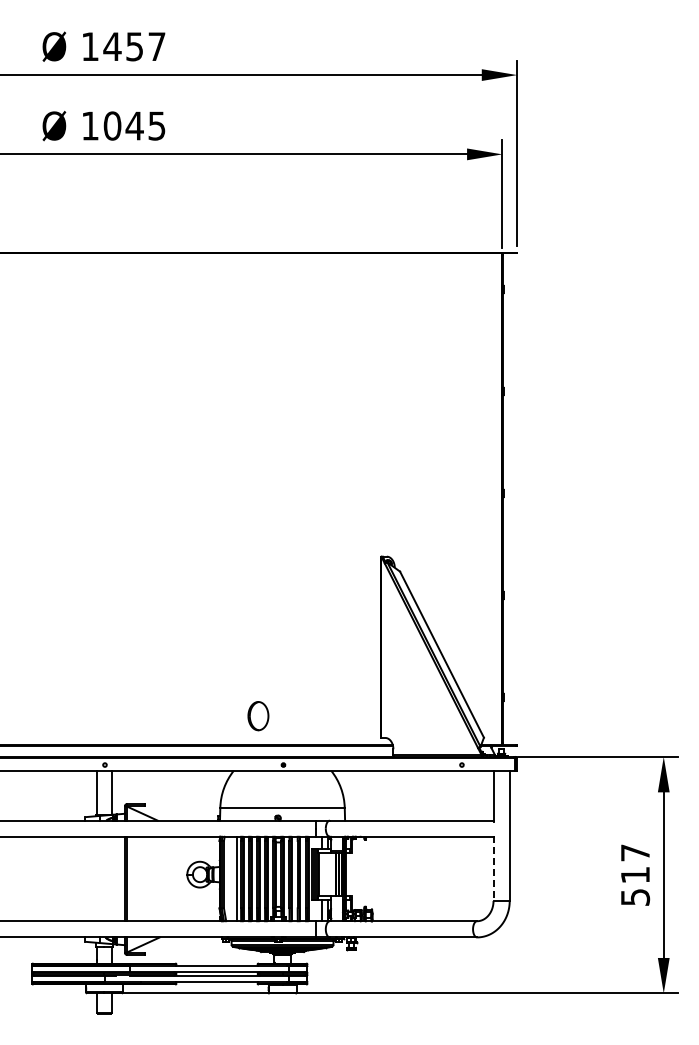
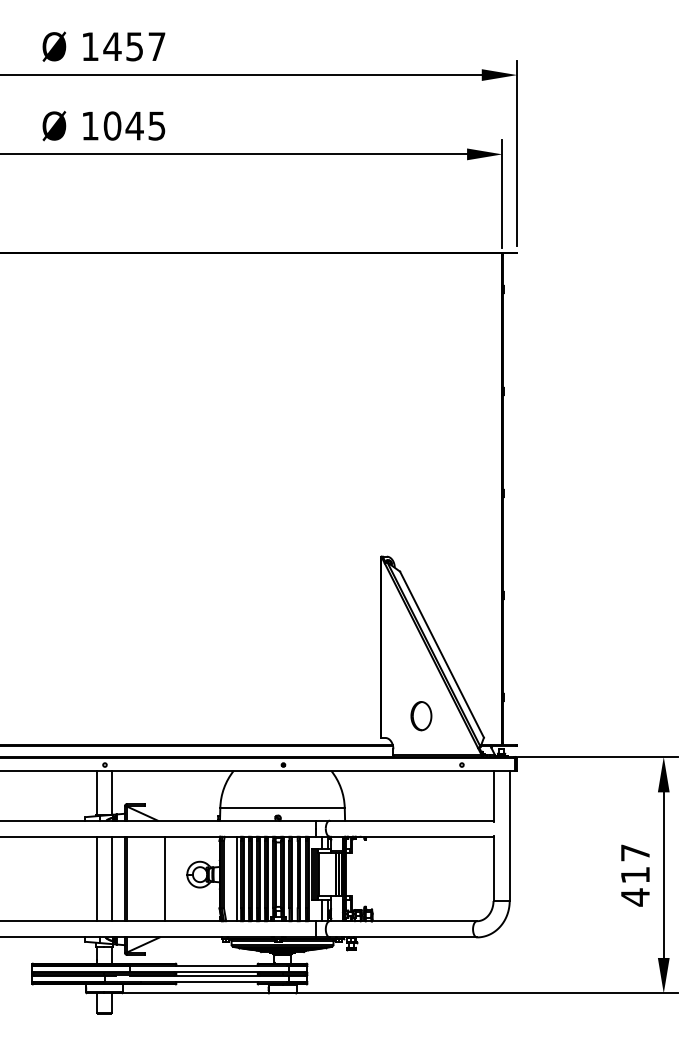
part position: (258, 716) -> (421, 716) (421, 716)
line: dashed -> solid (493, 868)
line: none -> present (97, 878)
line: none -> present (111, 878)
line: none -> present (165, 878)
text: 517 -> 417 (635, 897)
